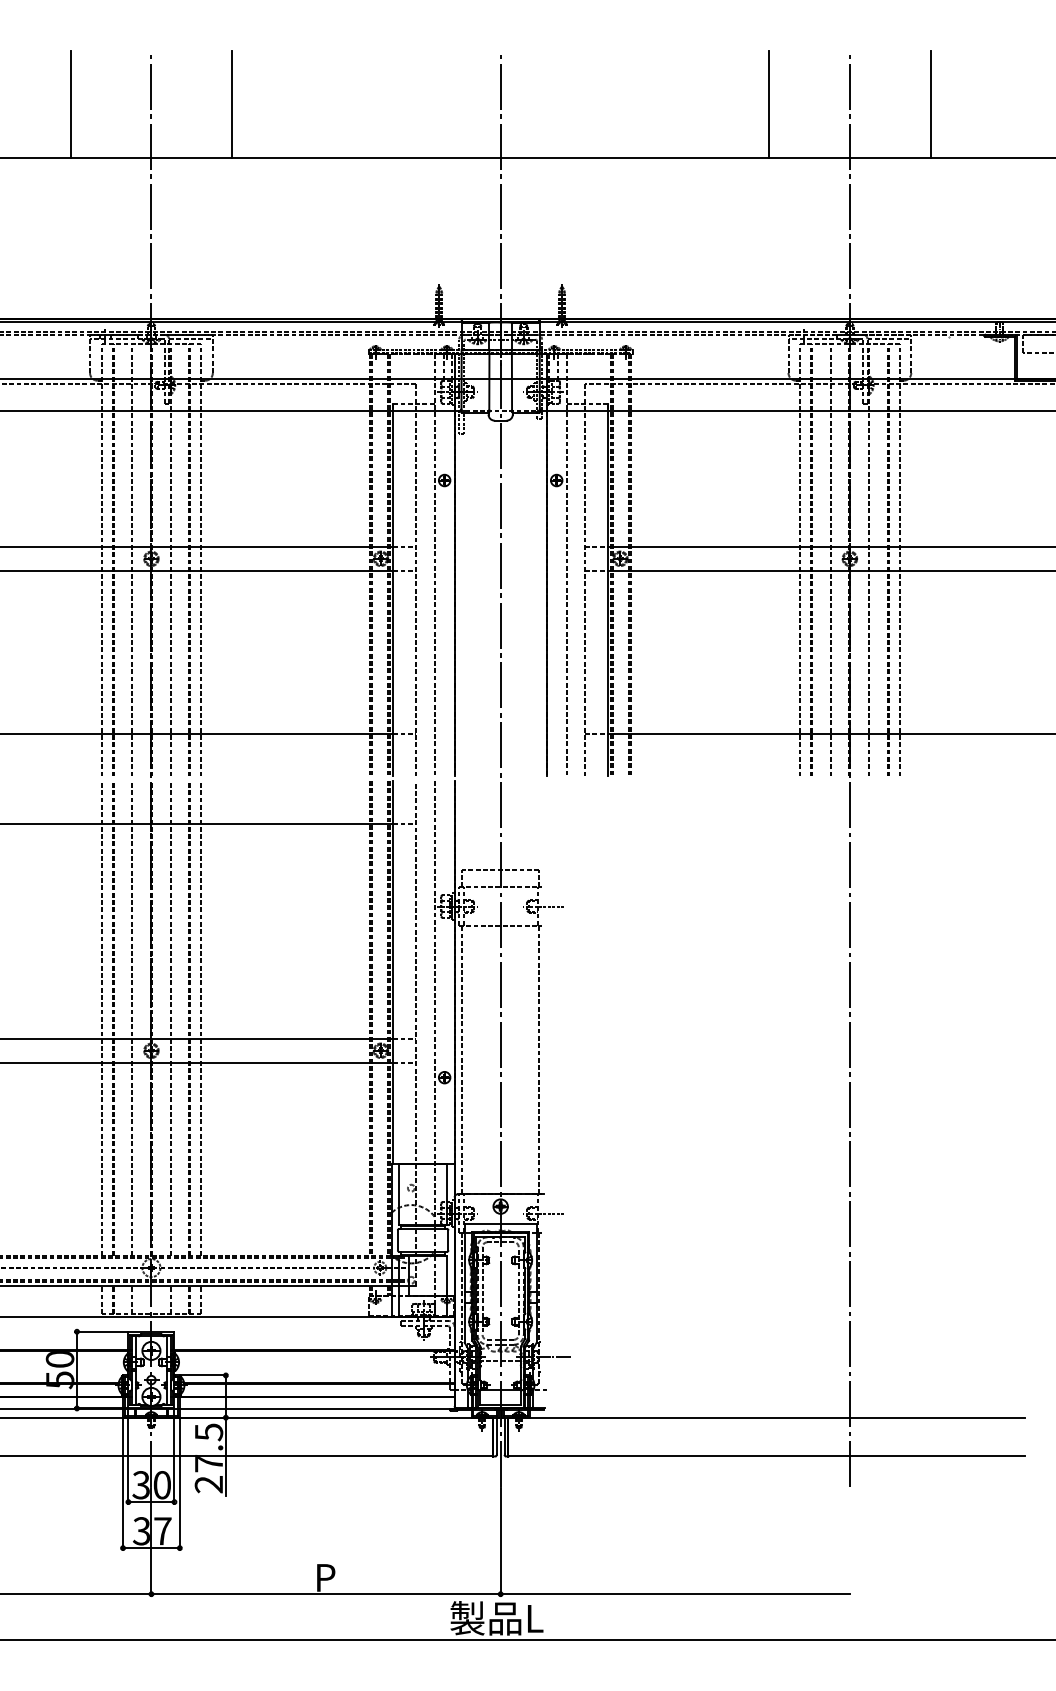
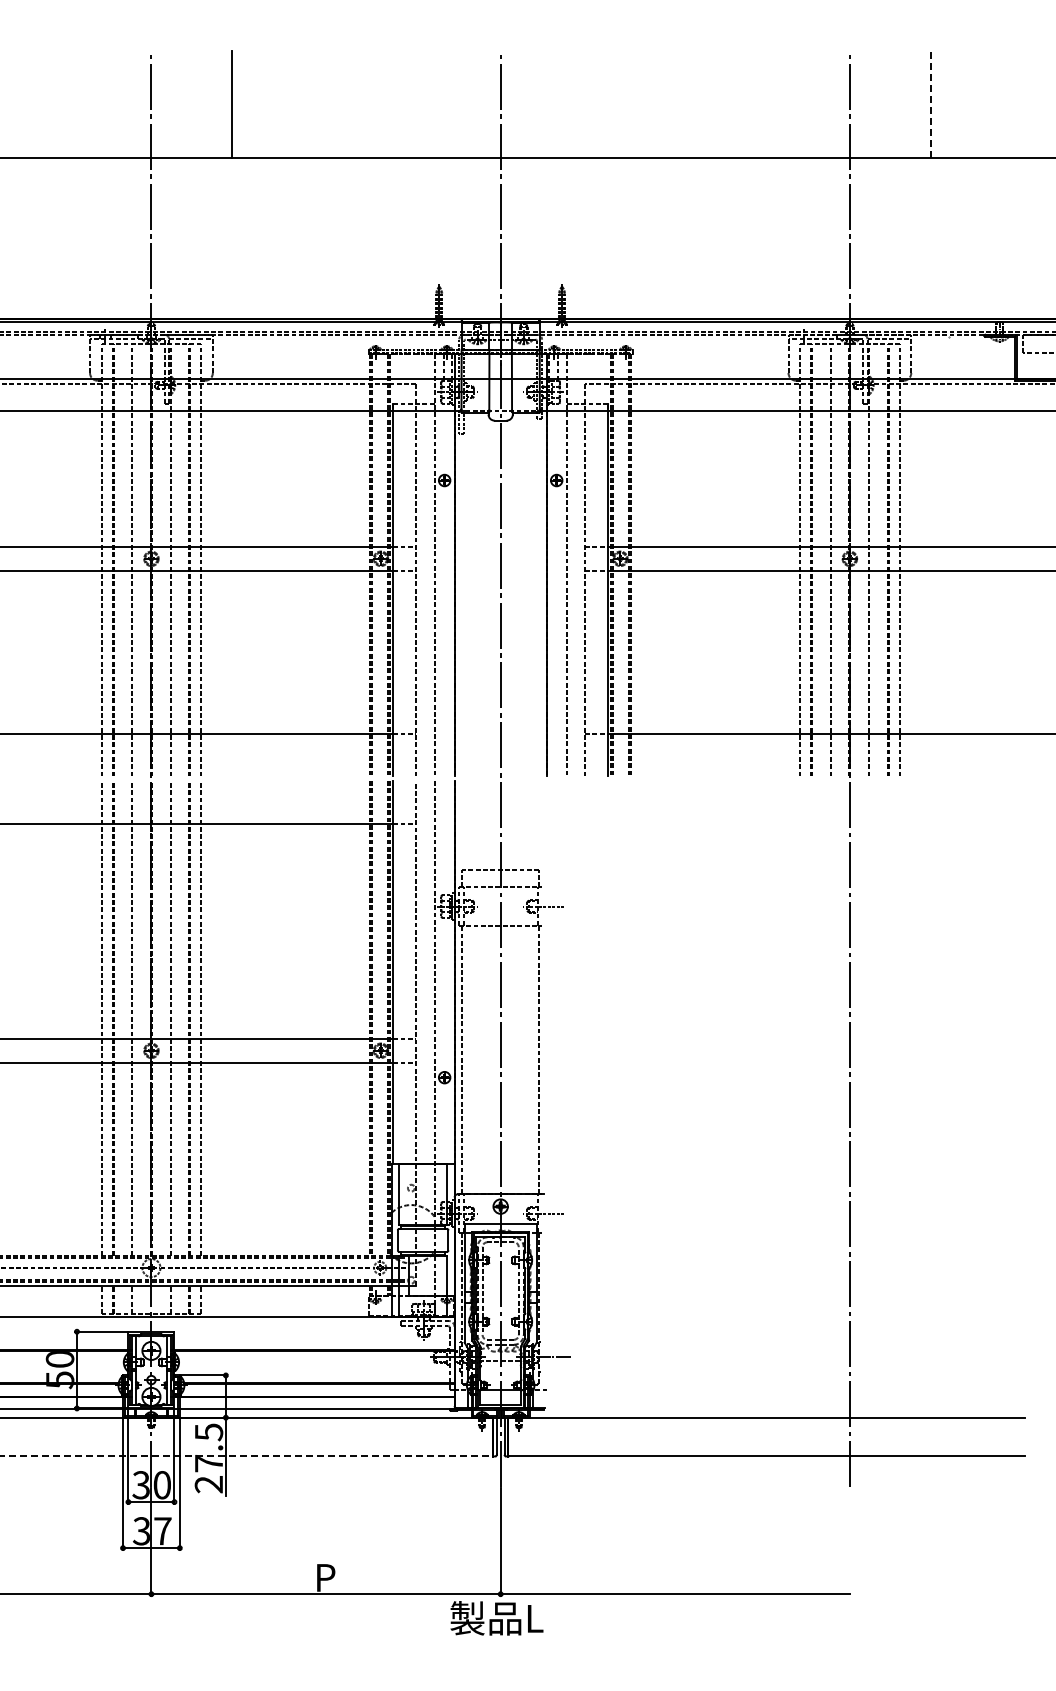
line: present -> none (70, 104)
line: present -> none (769, 104)
line: solid -> dashed (930, 104)
line: solid -> dashed (247, 1456)
line: present -> none (527, 1640)
